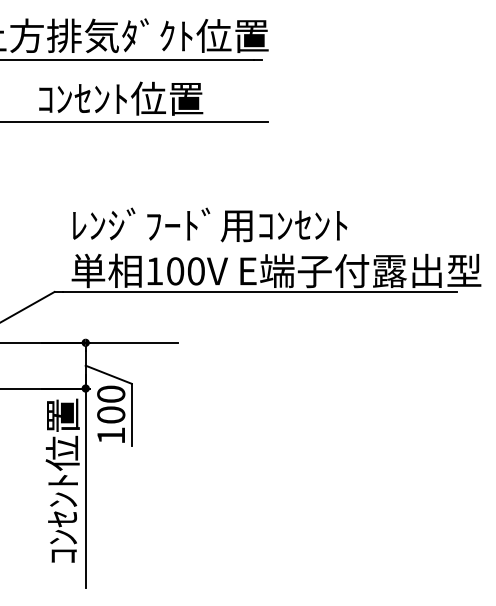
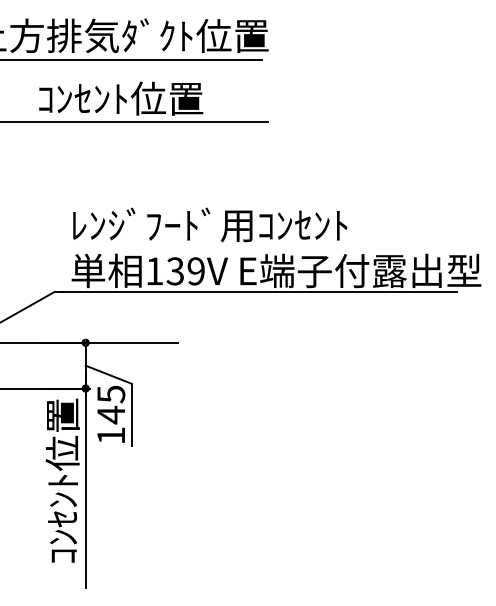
text: 100V -> 139V (185, 271)
text: 100 -> 145 (111, 404)
